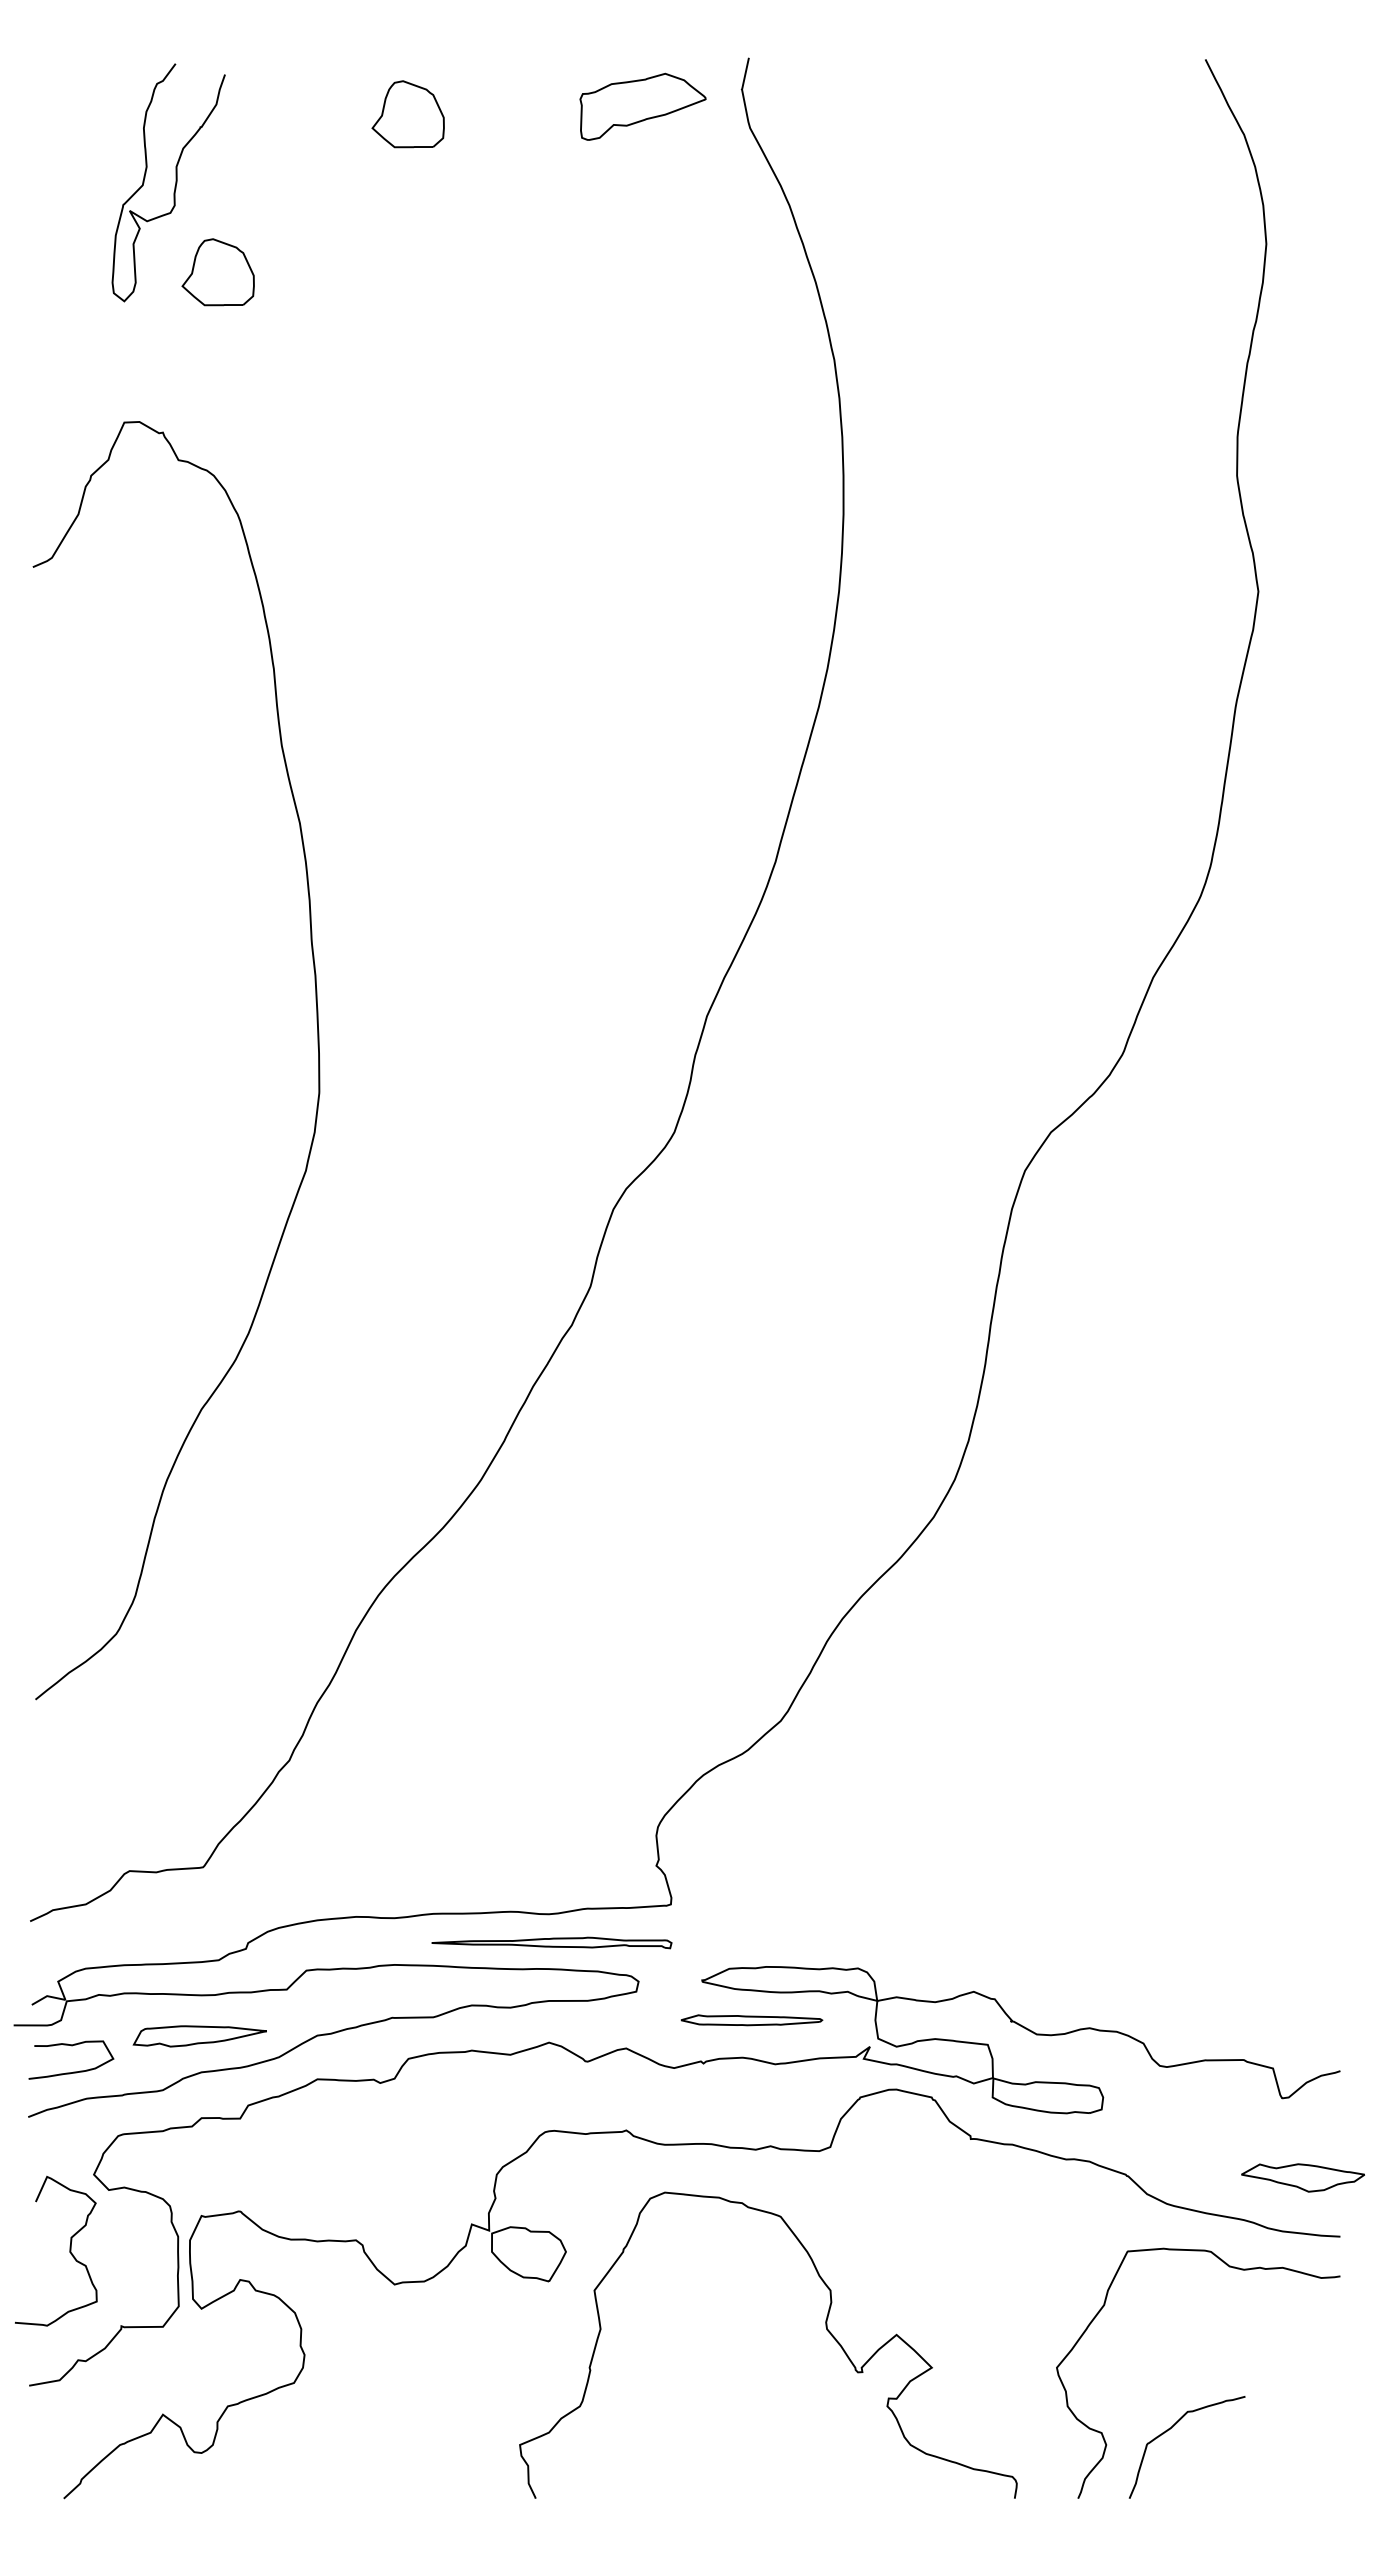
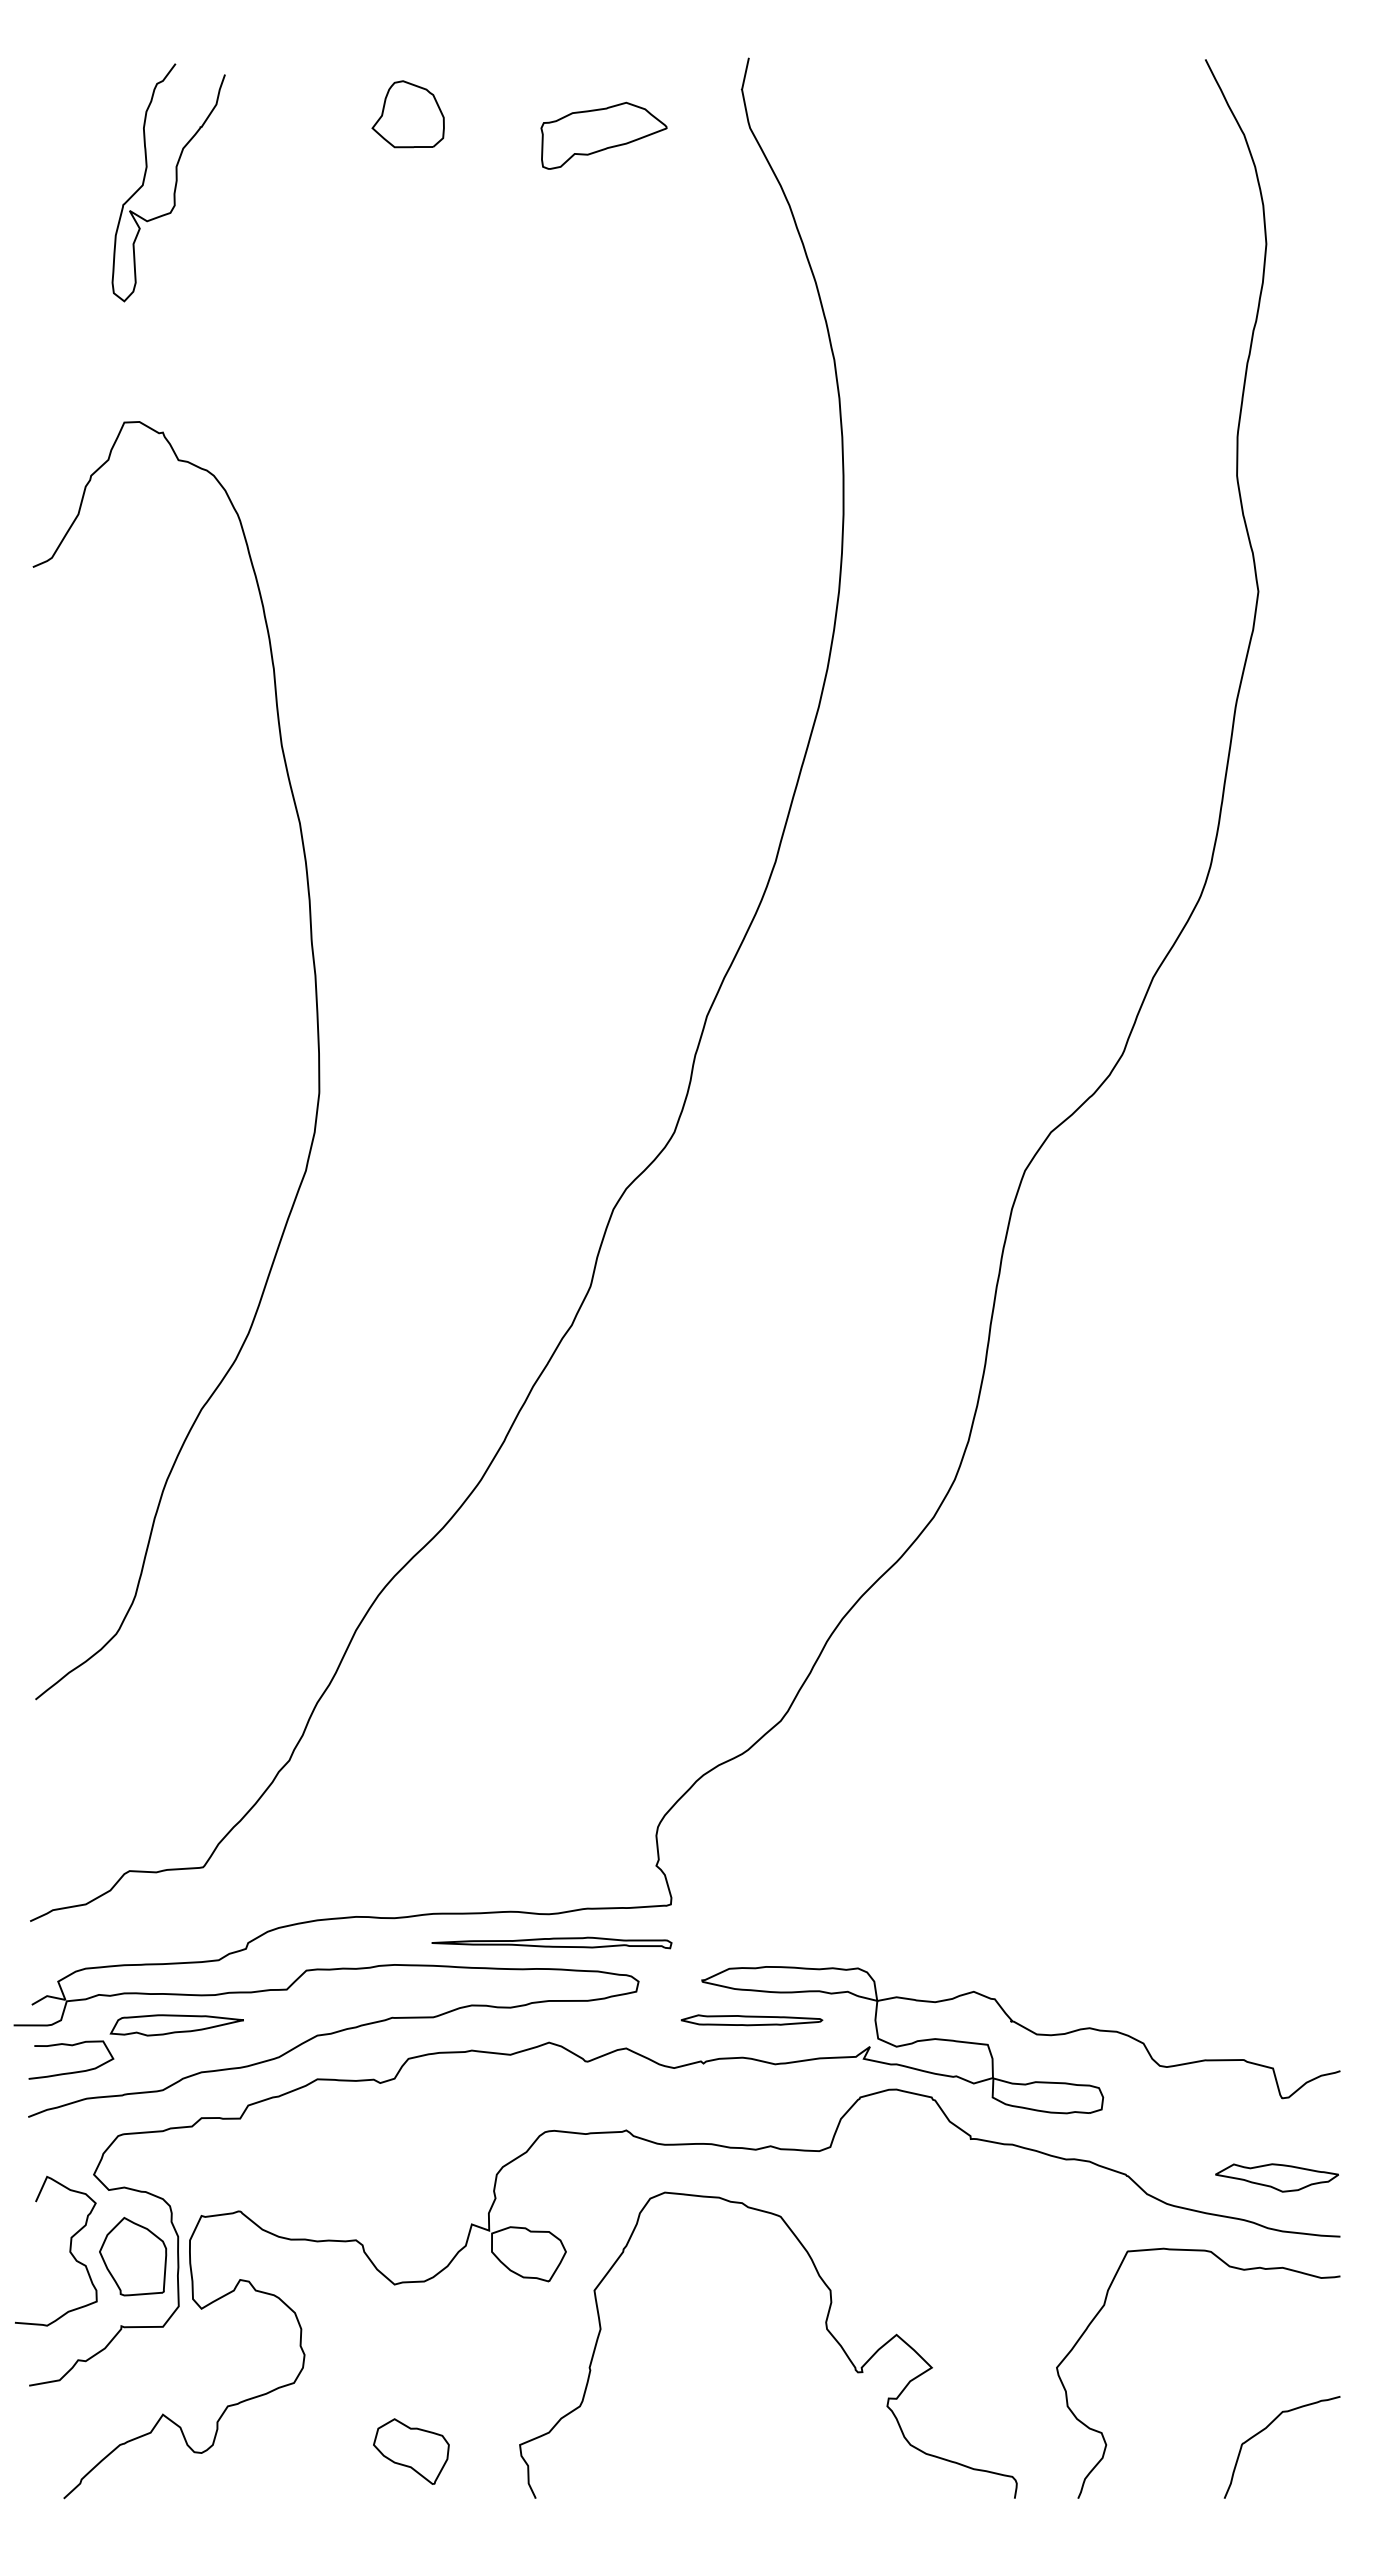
part position: (642, 106) -> (603, 135) (603, 135)
part: present -> none (217, 272)
part position: (199, 2036) -> (176, 2025) (176, 2025)
part position: (1302, 2177) -> (1276, 2177) (1276, 2177)
part: none -> present (133, 2256)
curve position: (1169, 2430) -> (1264, 2430) (1264, 2430)
part: none -> present (411, 2451)
